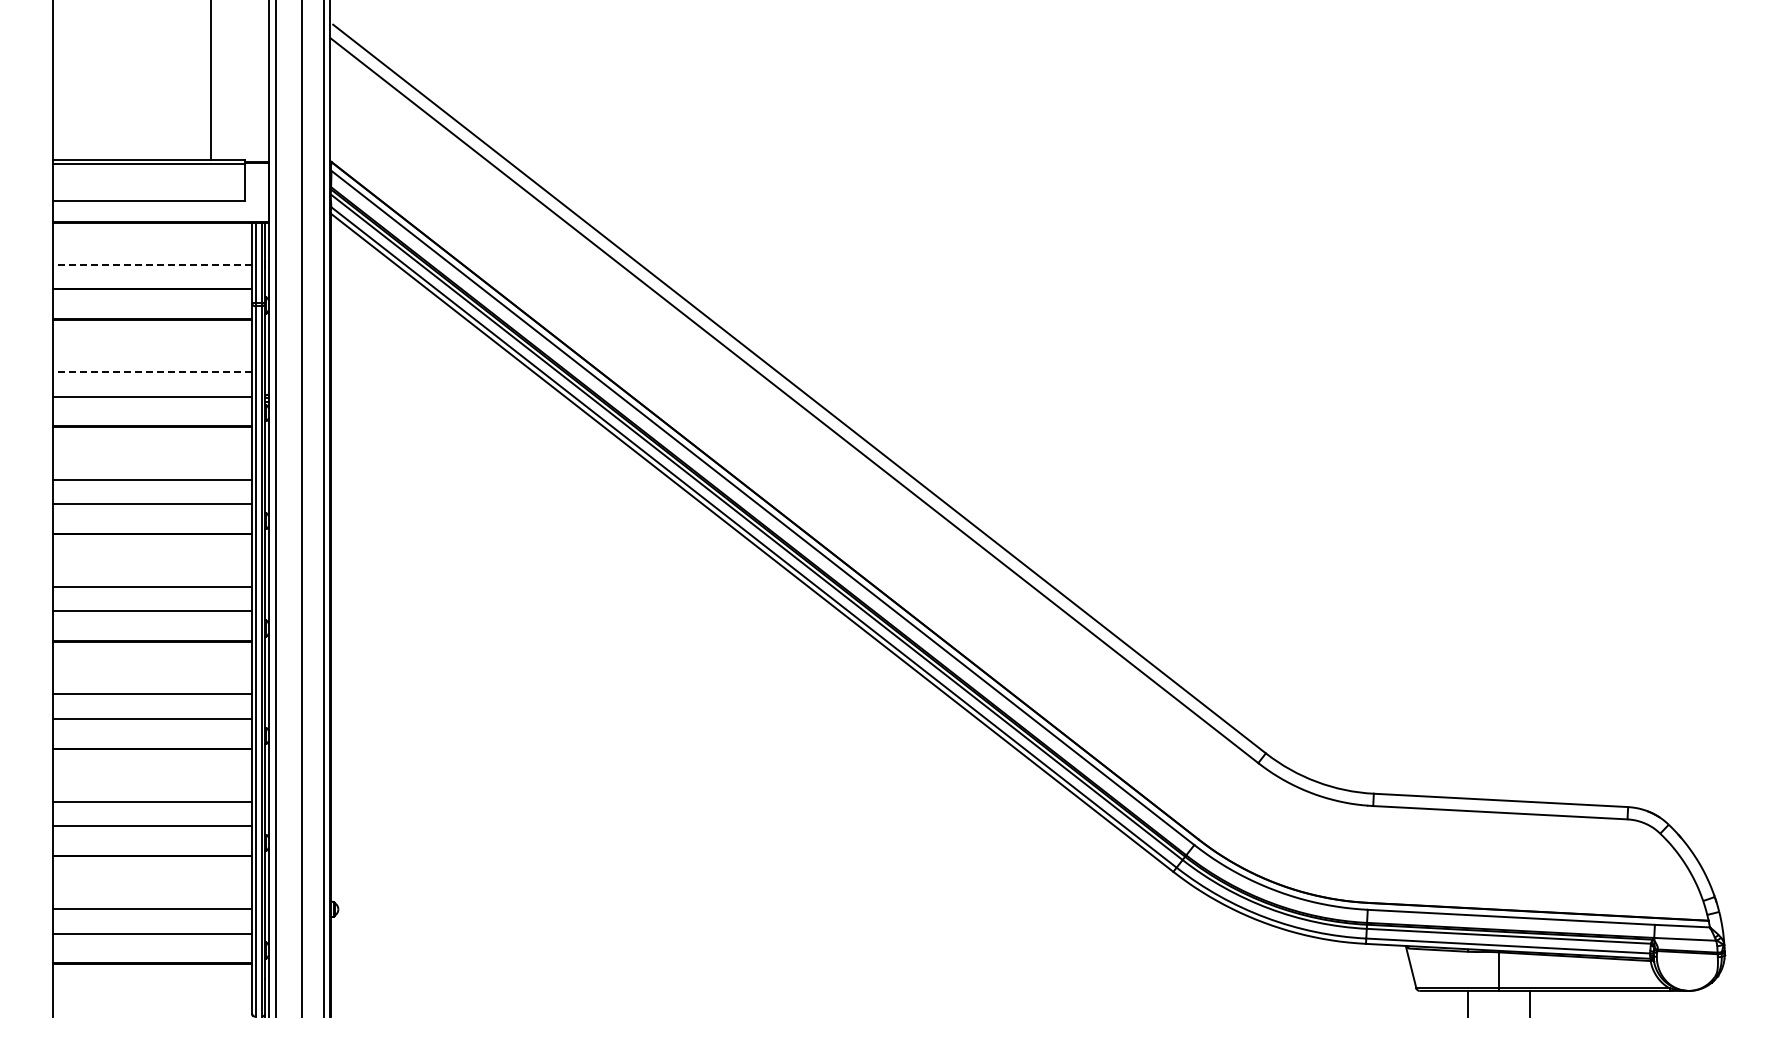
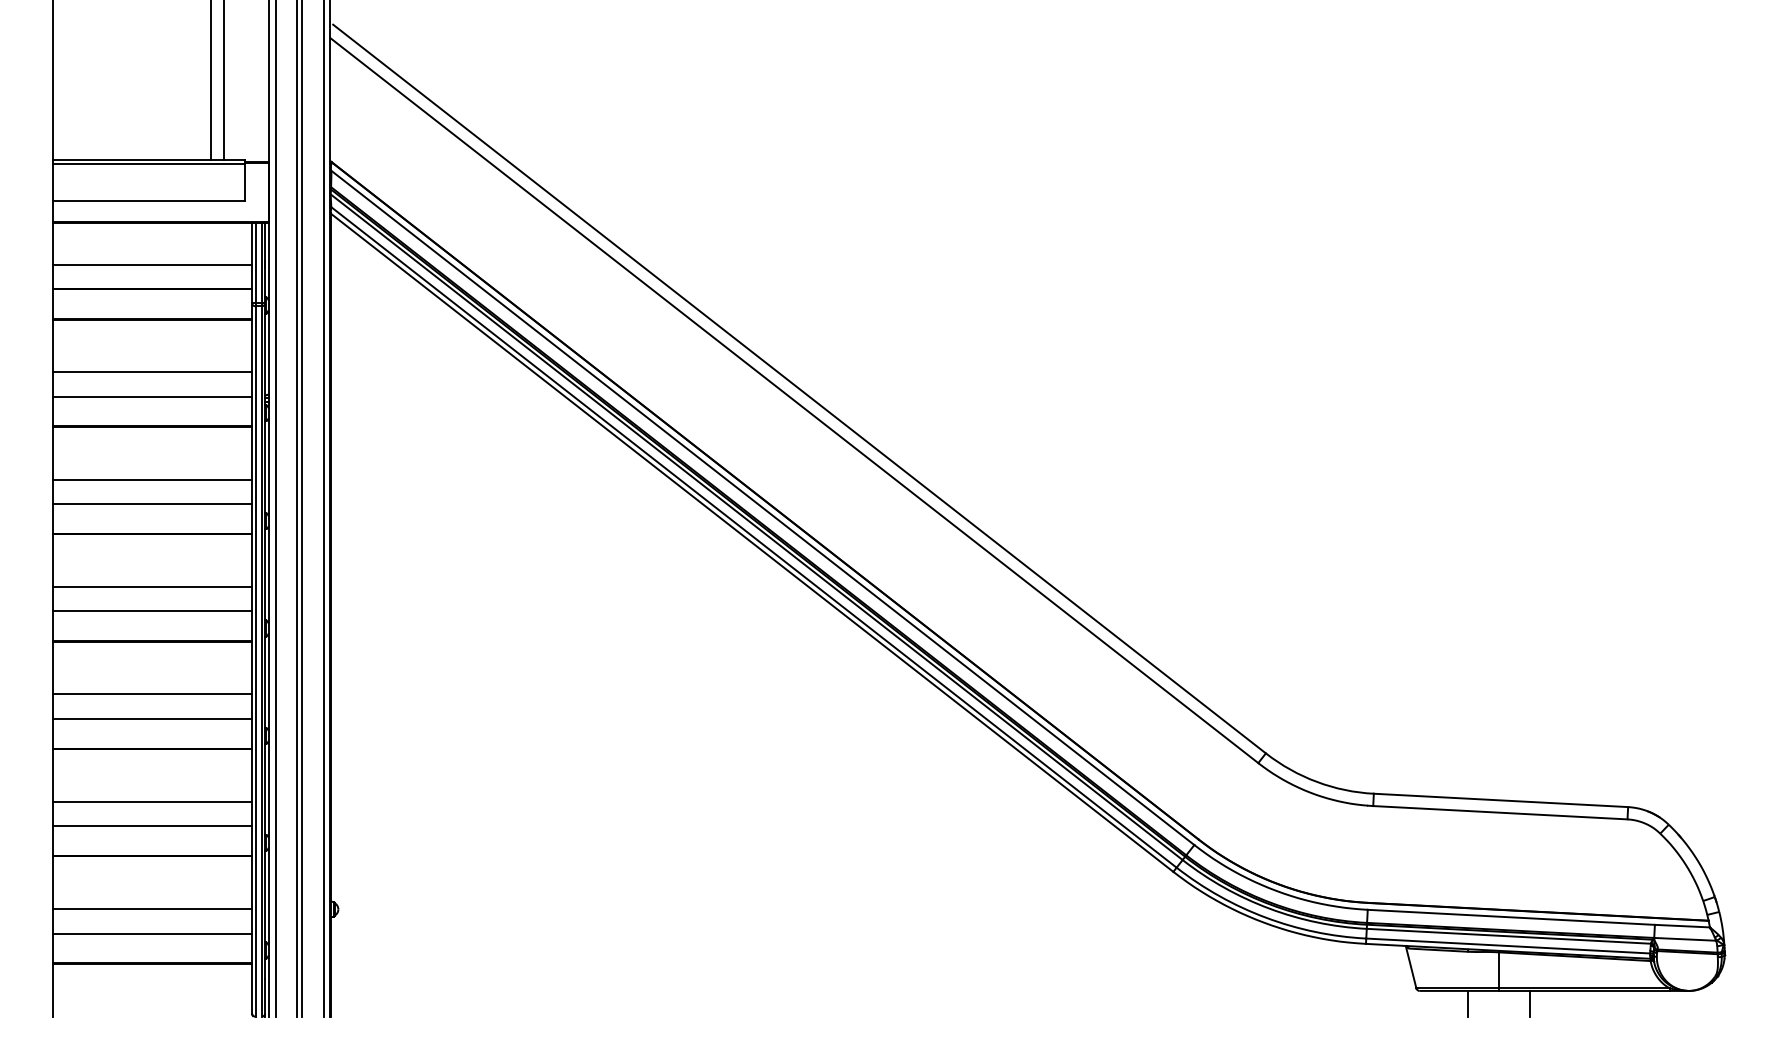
line: none -> present (224, 81)
line: dashed -> solid (152, 264)
line: dashed -> solid (152, 372)
line: none -> present (296, 509)
